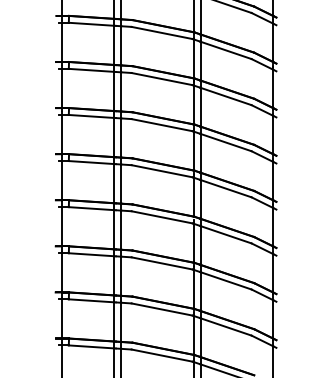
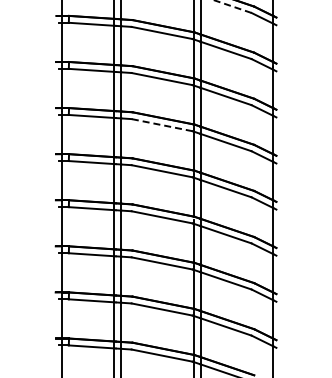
line: solid -> dashed (232, 6)
line: solid -> dashed (161, 125)
